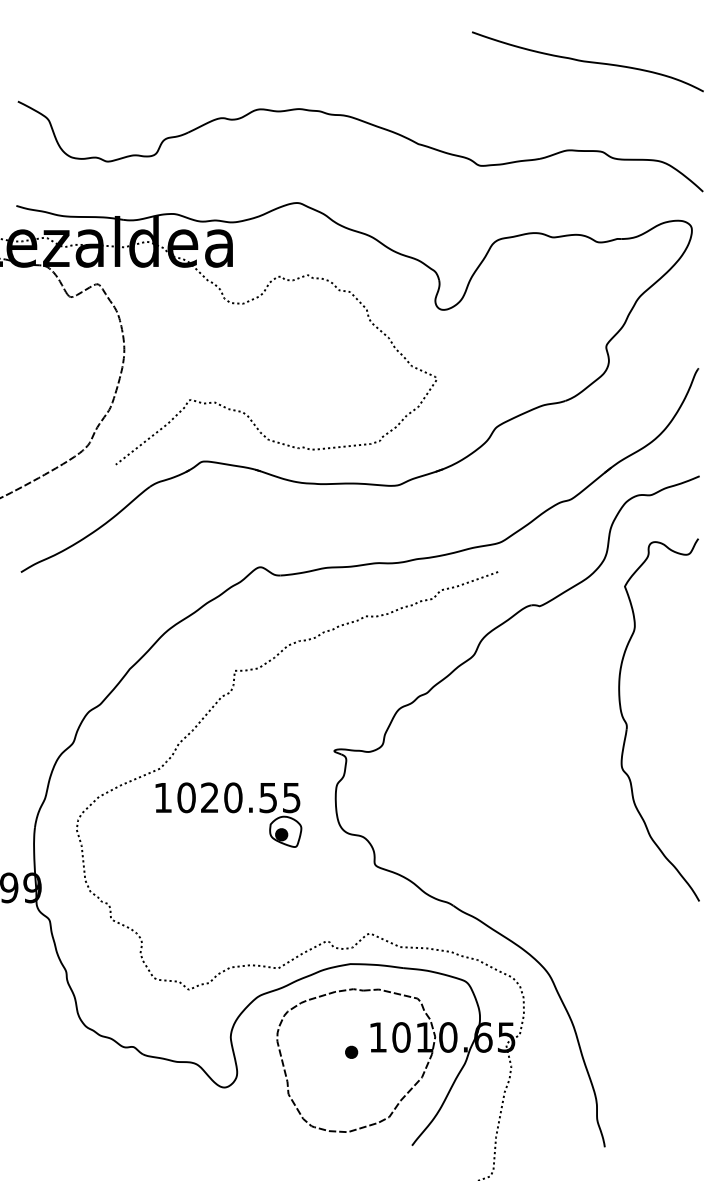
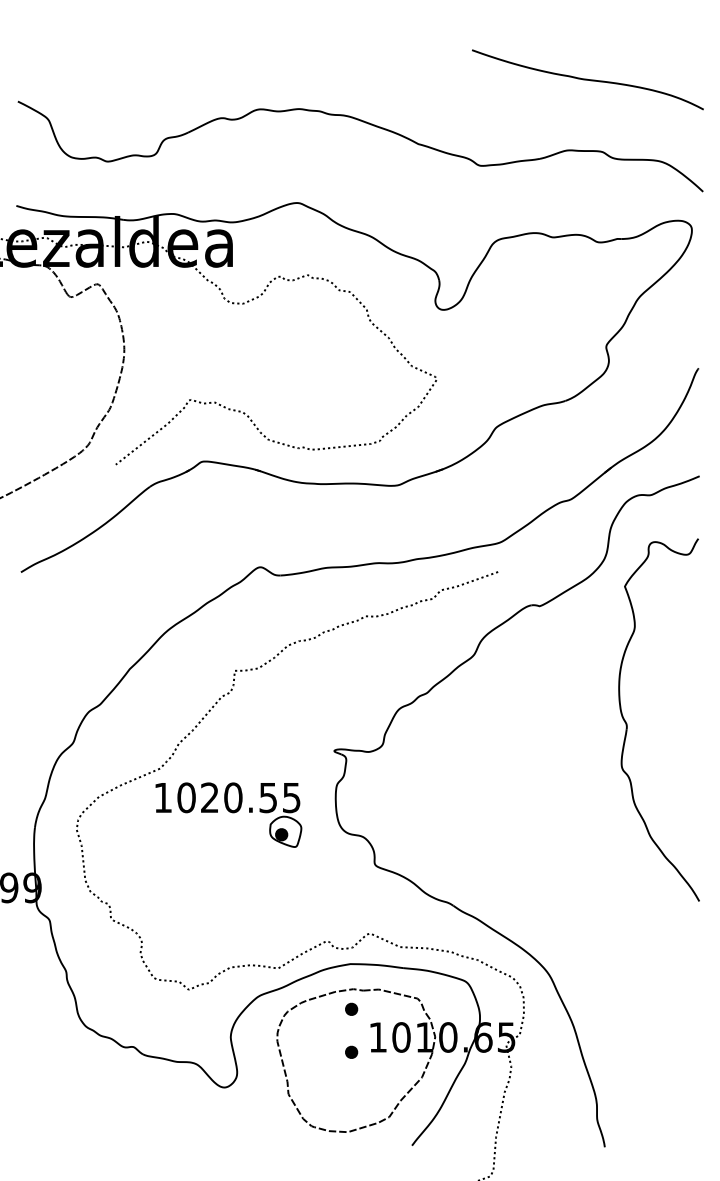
curve position: (587, 61) -> (587, 79) (587, 79)
part: none -> present (351, 1008)
